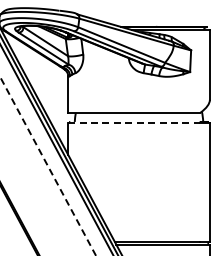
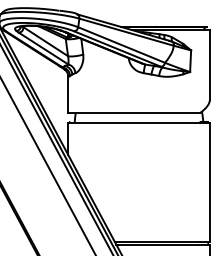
line: dashed -> solid (134, 122)
line: dashed -> solid (48, 166)
